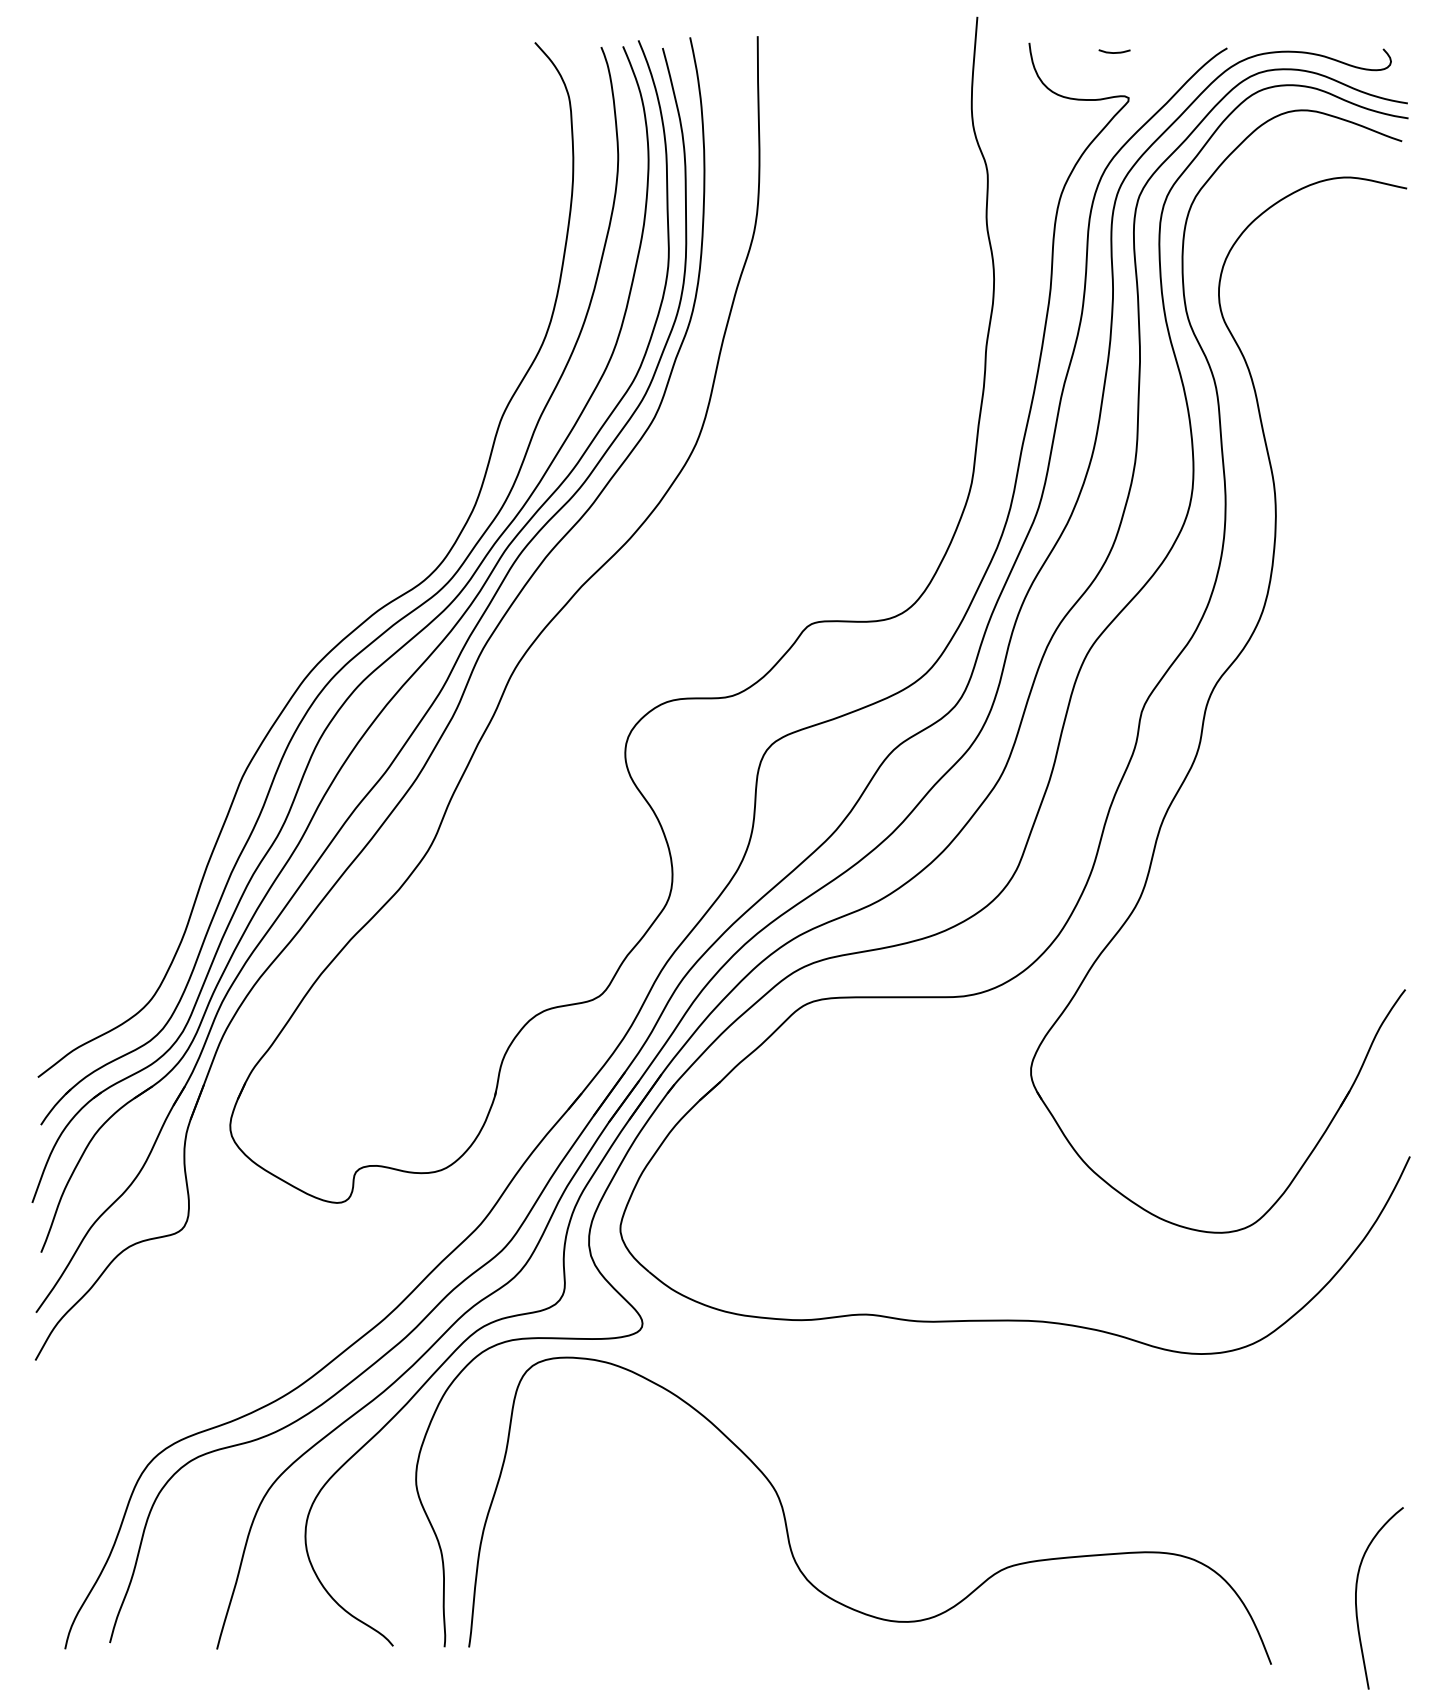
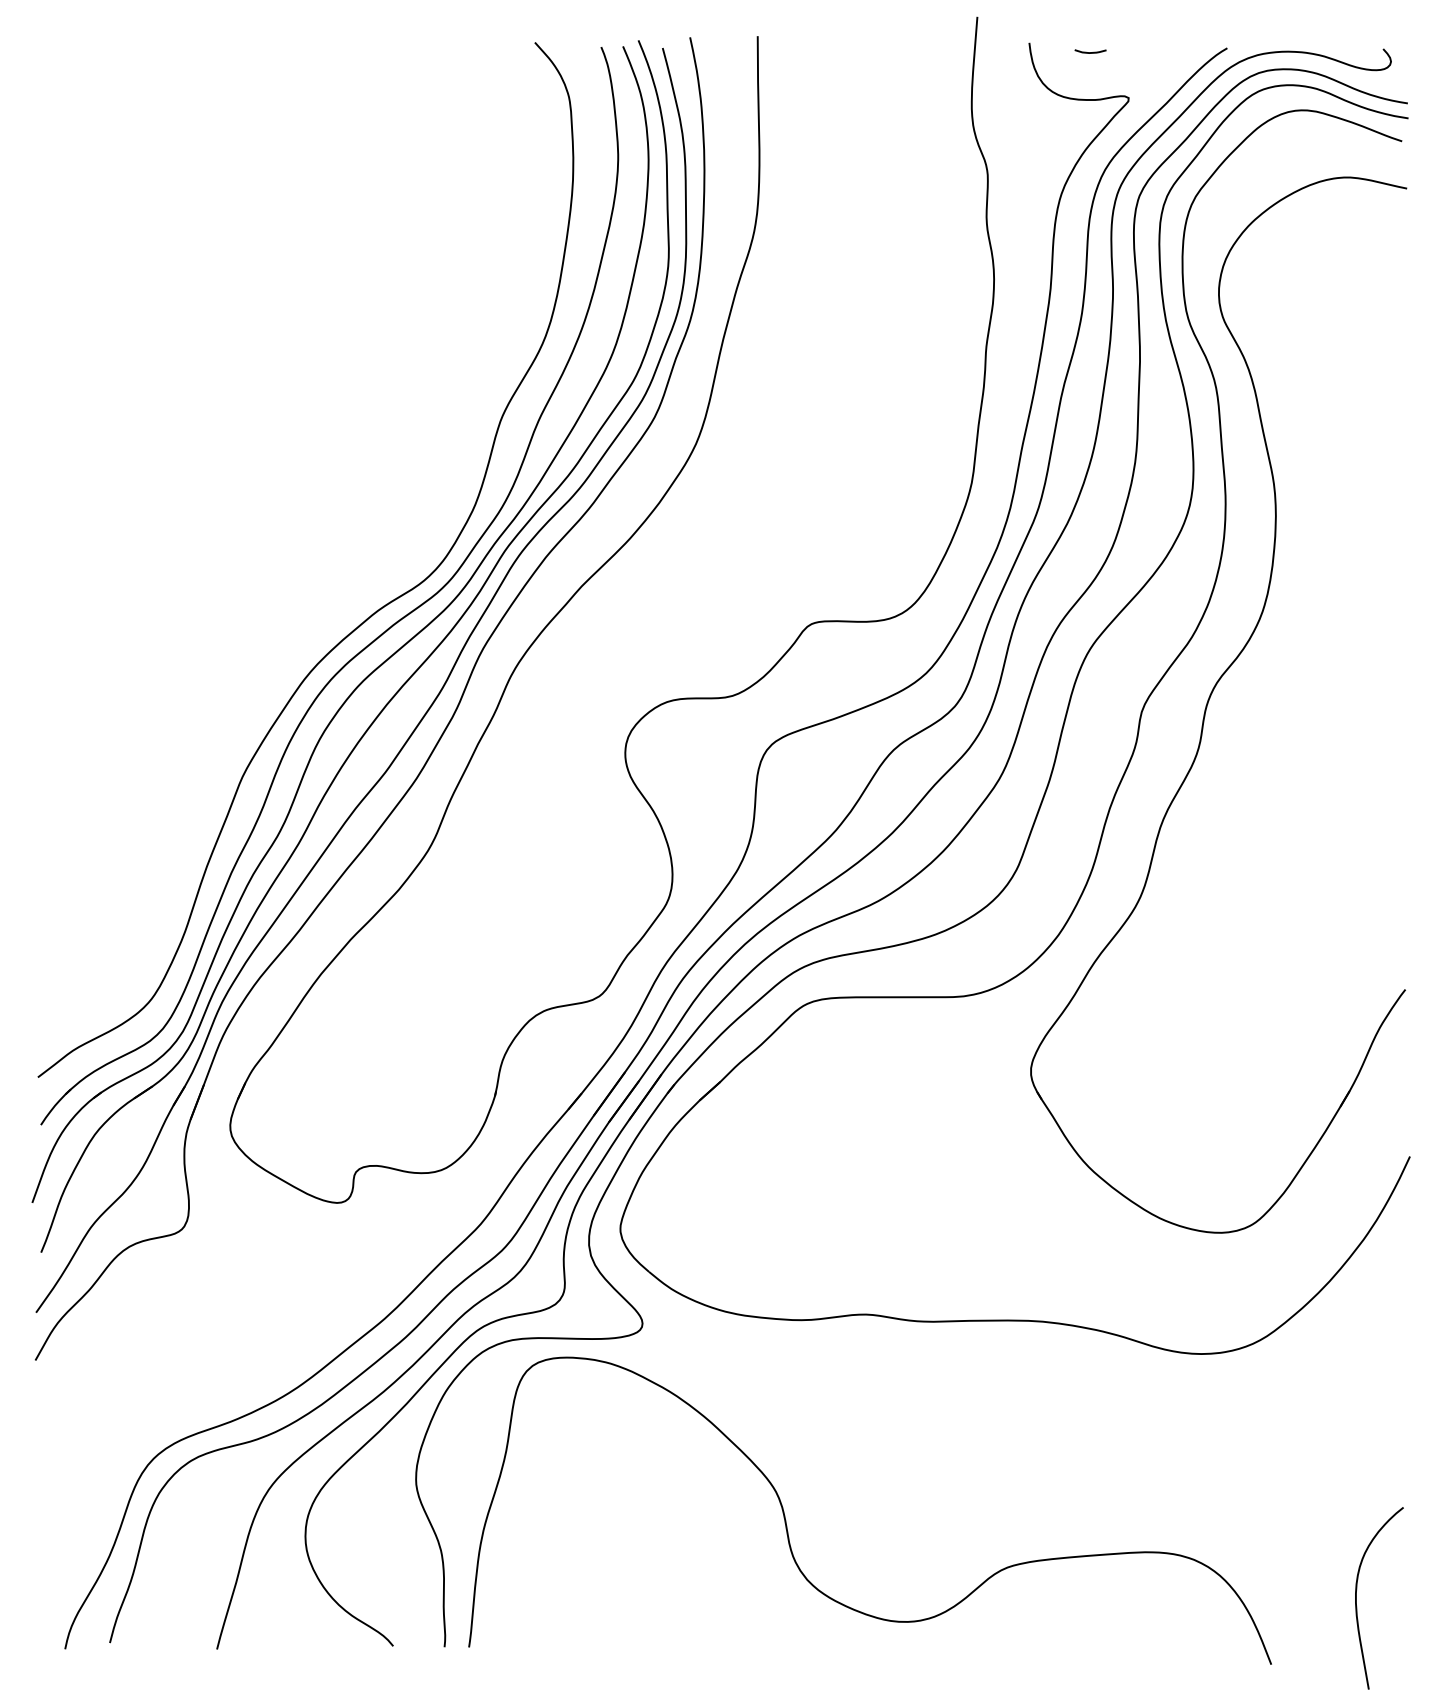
curve position: (1114, 52) -> (1090, 52) (1090, 52)
